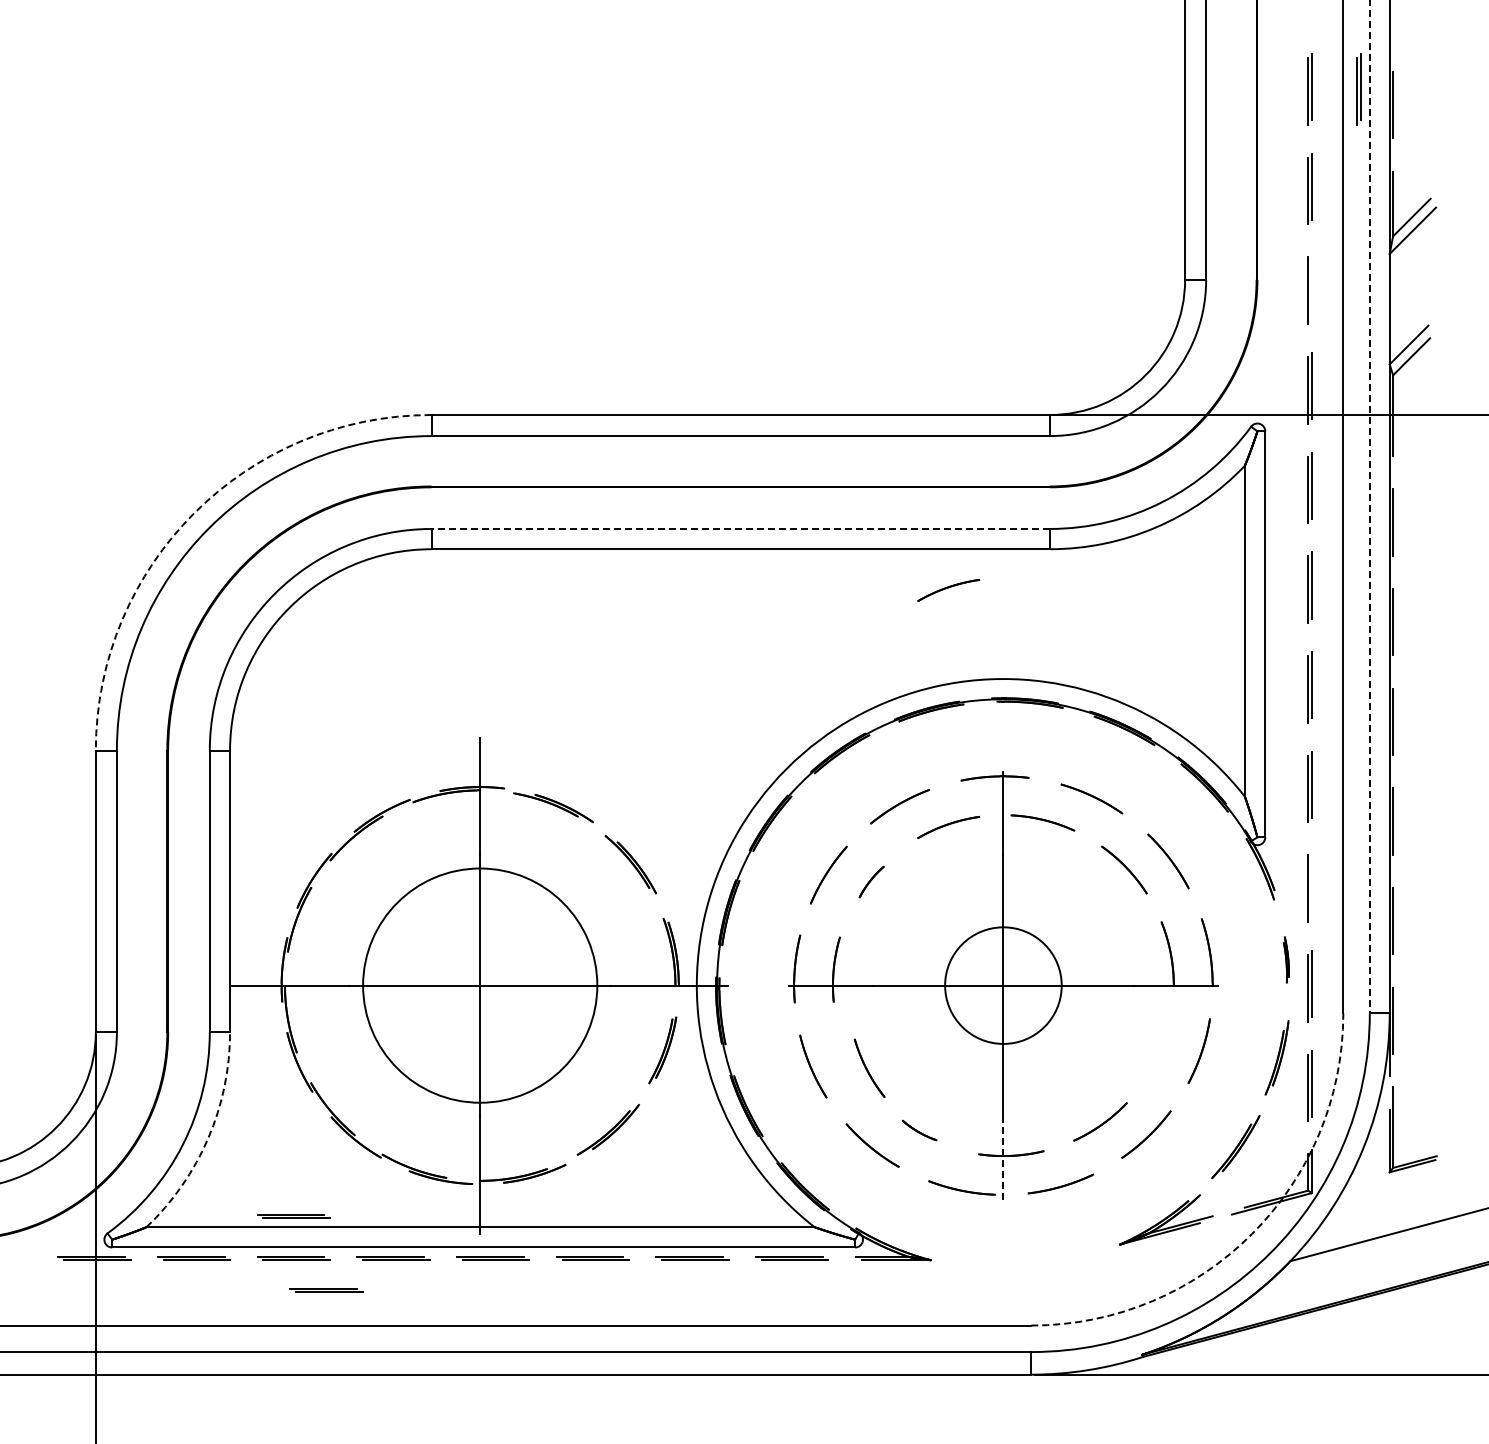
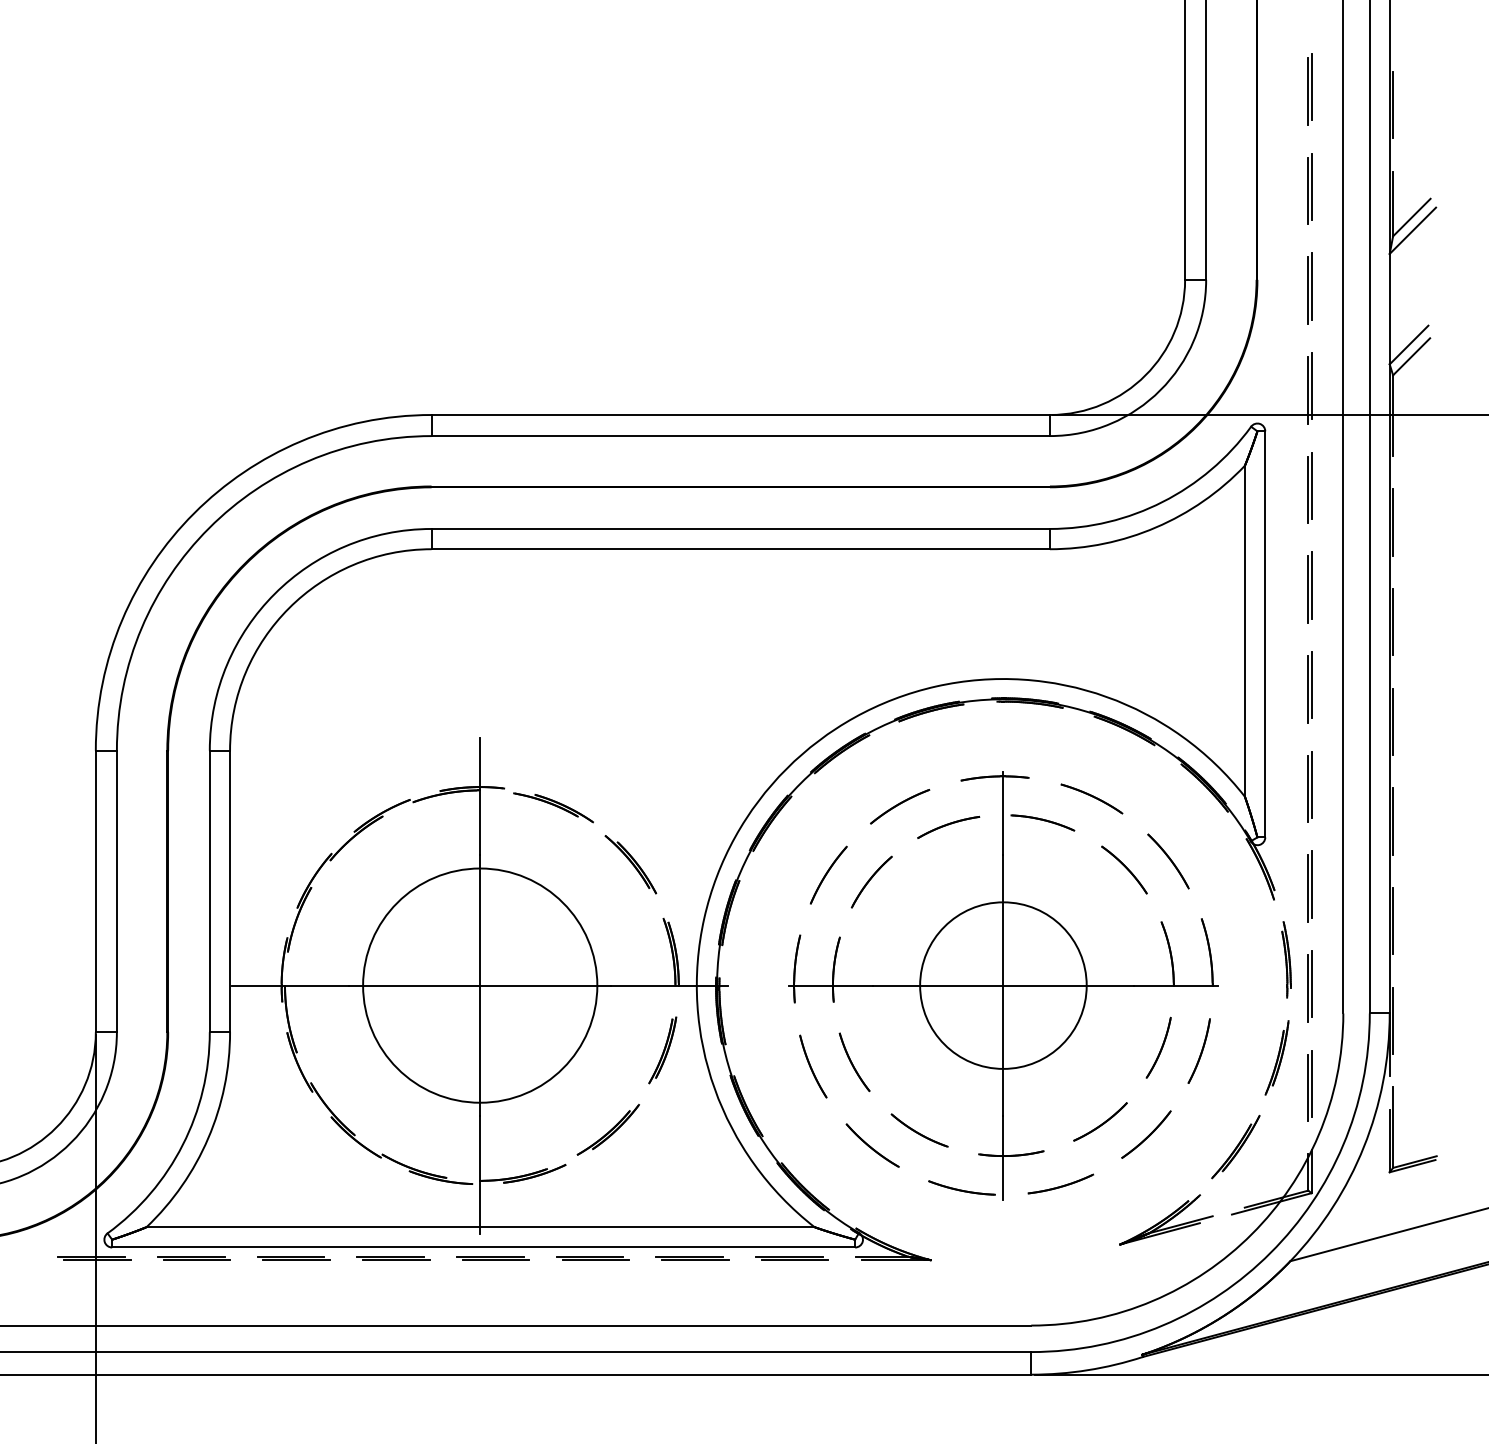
part: present -> none (1358, 89)
line: none -> present (1311, 286)
line: dashed -> solid (1369, 507)
arc: dashed -> solid (194, 513)
line: dashed -> solid (740, 528)
part: present -> none (948, 590)
part size: 27x34 px -> 43x54 px (871, 881)
line: none -> present (1311, 884)
part size: 7x48 px -> 11x78 px (1286, 959)
circle diameter: 117 px -> 167 px (1003, 985)
part: none -> present (1158, 1047)
part position: (869, 1068) -> (854, 1062) (854, 1062)
part size: 37x23 px -> 59x35 px (919, 1130)
arc: dashed -> solid (208, 1138)
line: dashed -> solid (1003, 1158)
part: present -> none (293, 1216)
arc: dashed -> solid (1251, 1234)
part: present -> none (326, 1290)
